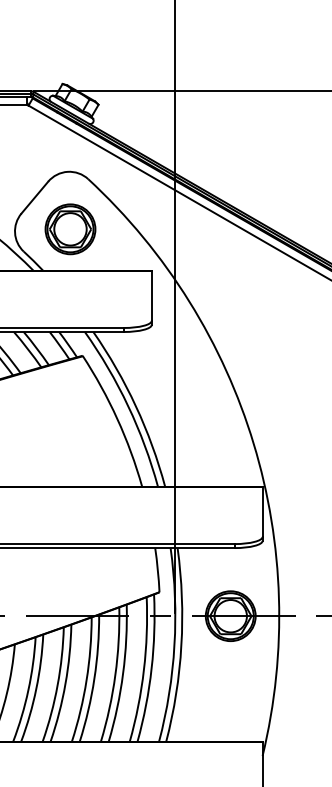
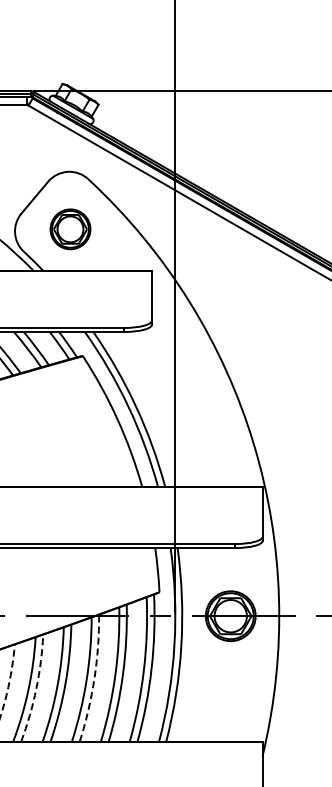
part size: 53x53 px -> 43x43 px (70, 229)
arc: solid -> dashed (94, 678)
arc: solid -> dashed (9, 681)
arc: solid -> dashed (36, 688)
